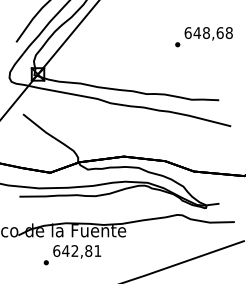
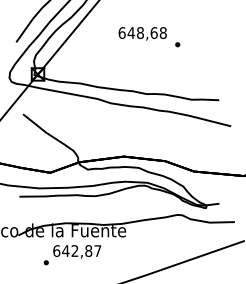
text position: (208, 33) -> (142, 33) (142, 33)
text: 642,81 -> 642,87 (97, 250)
